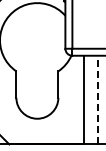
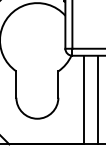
line: dashed -> solid (98, 99)
